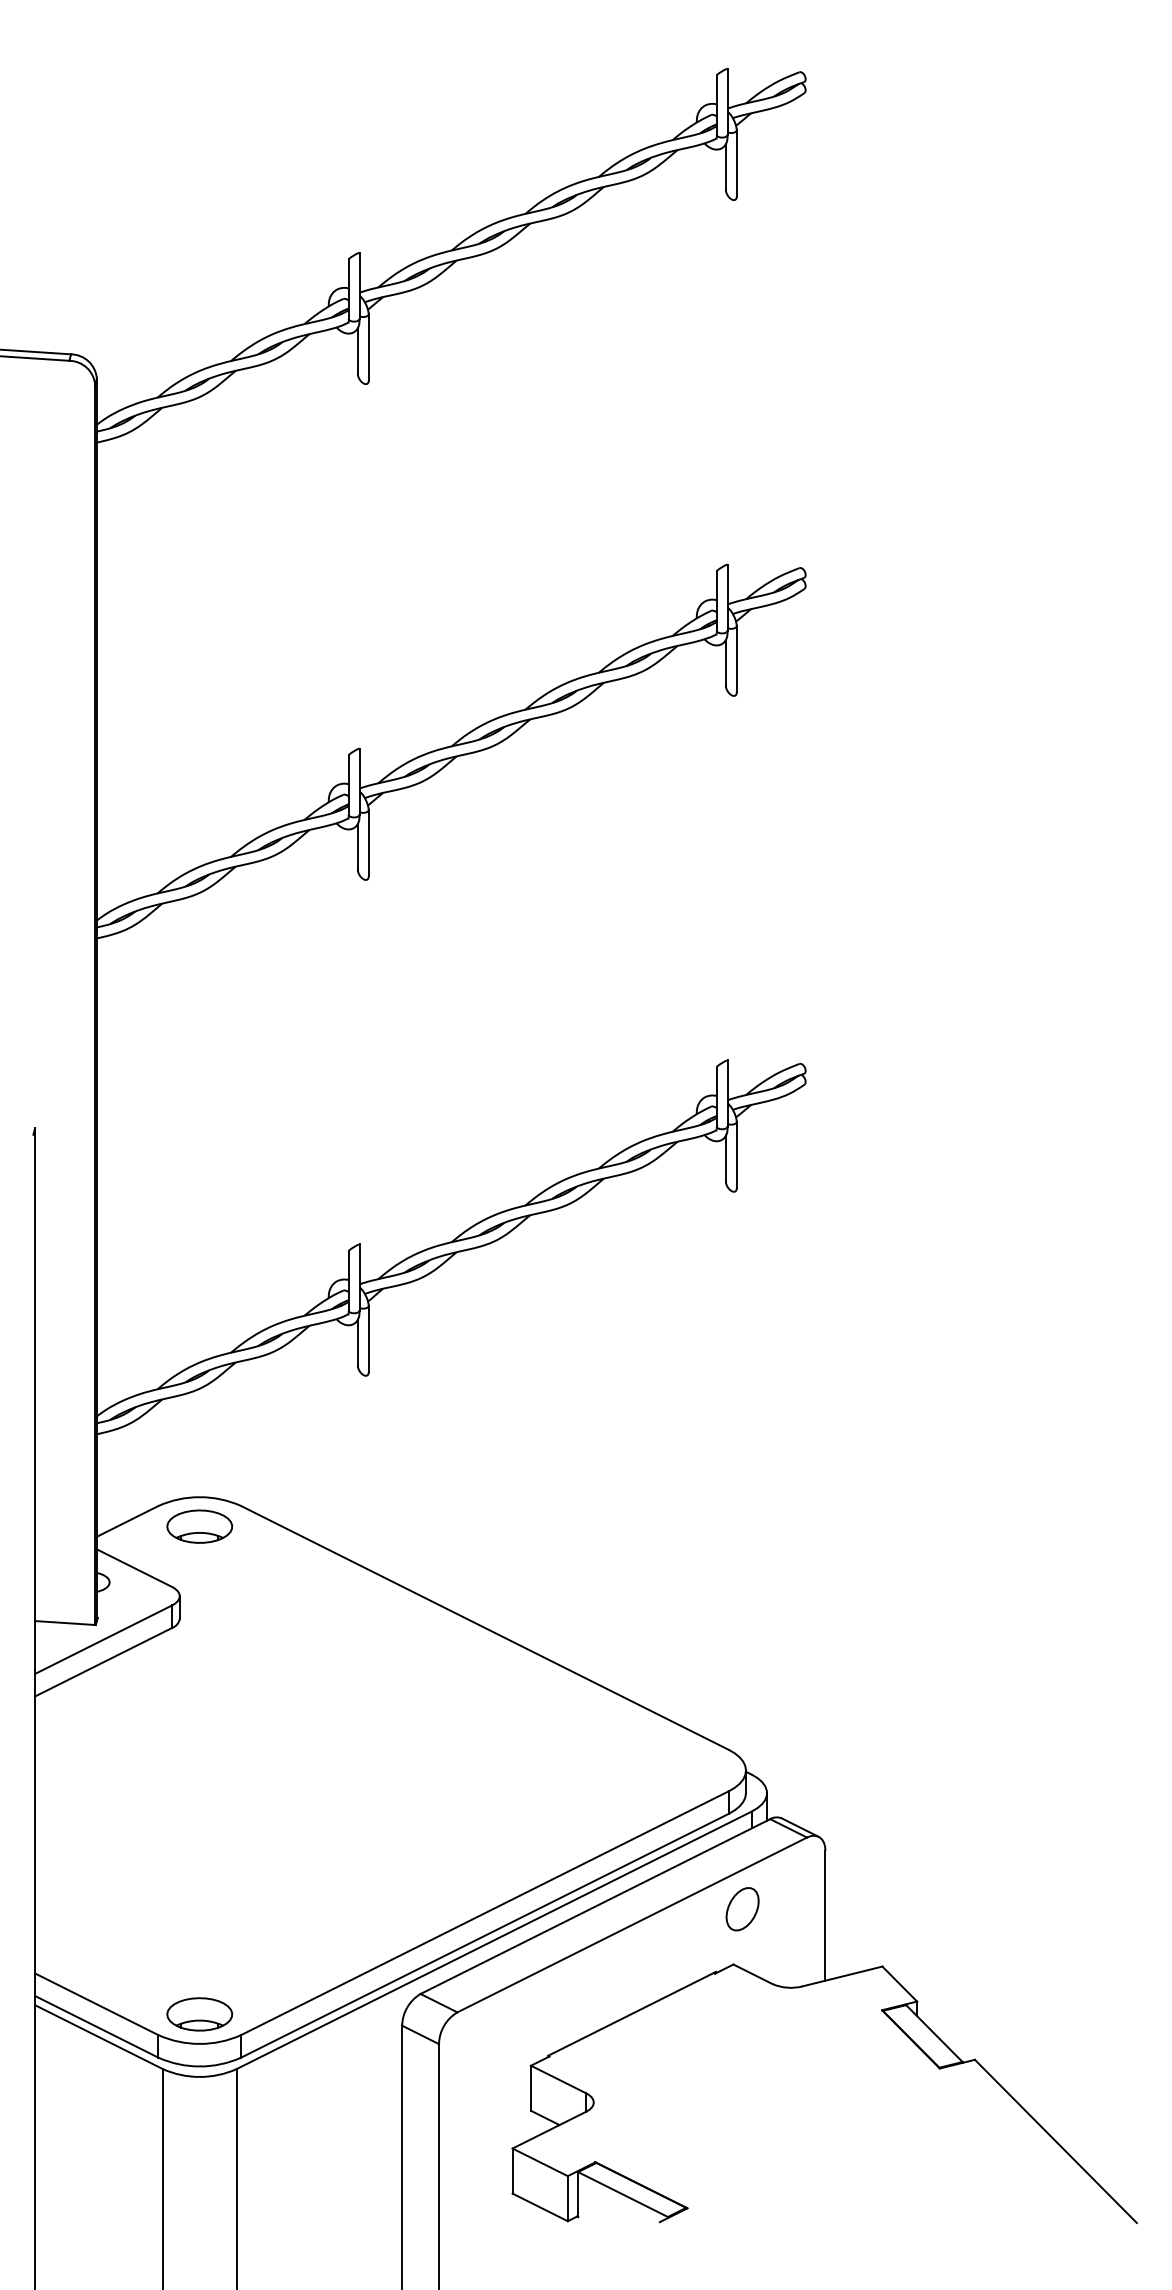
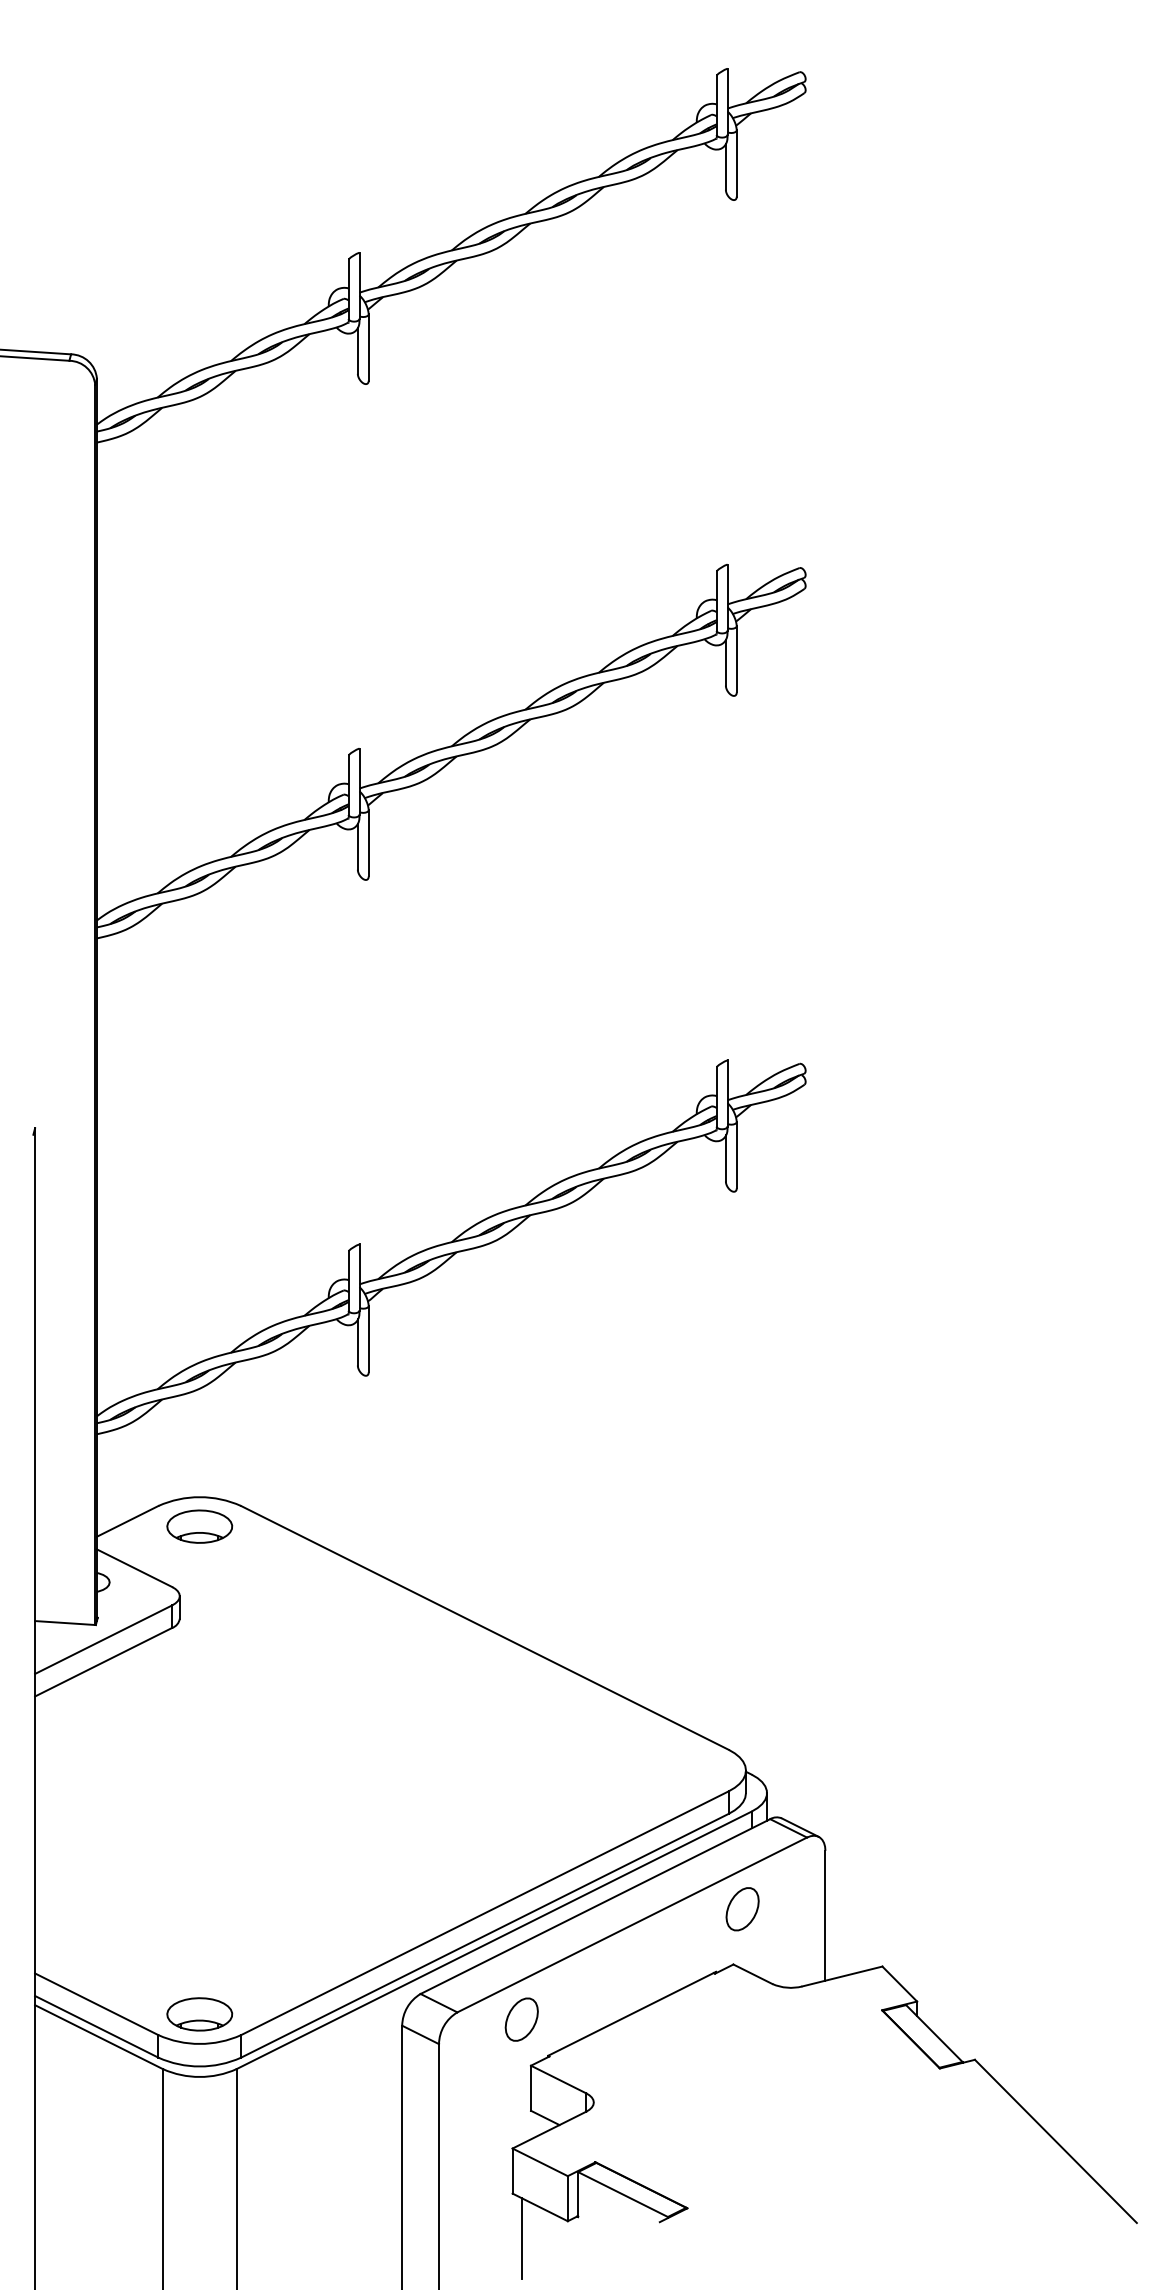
part: none -> present (521, 2019)
line: none -> present (521, 2238)
